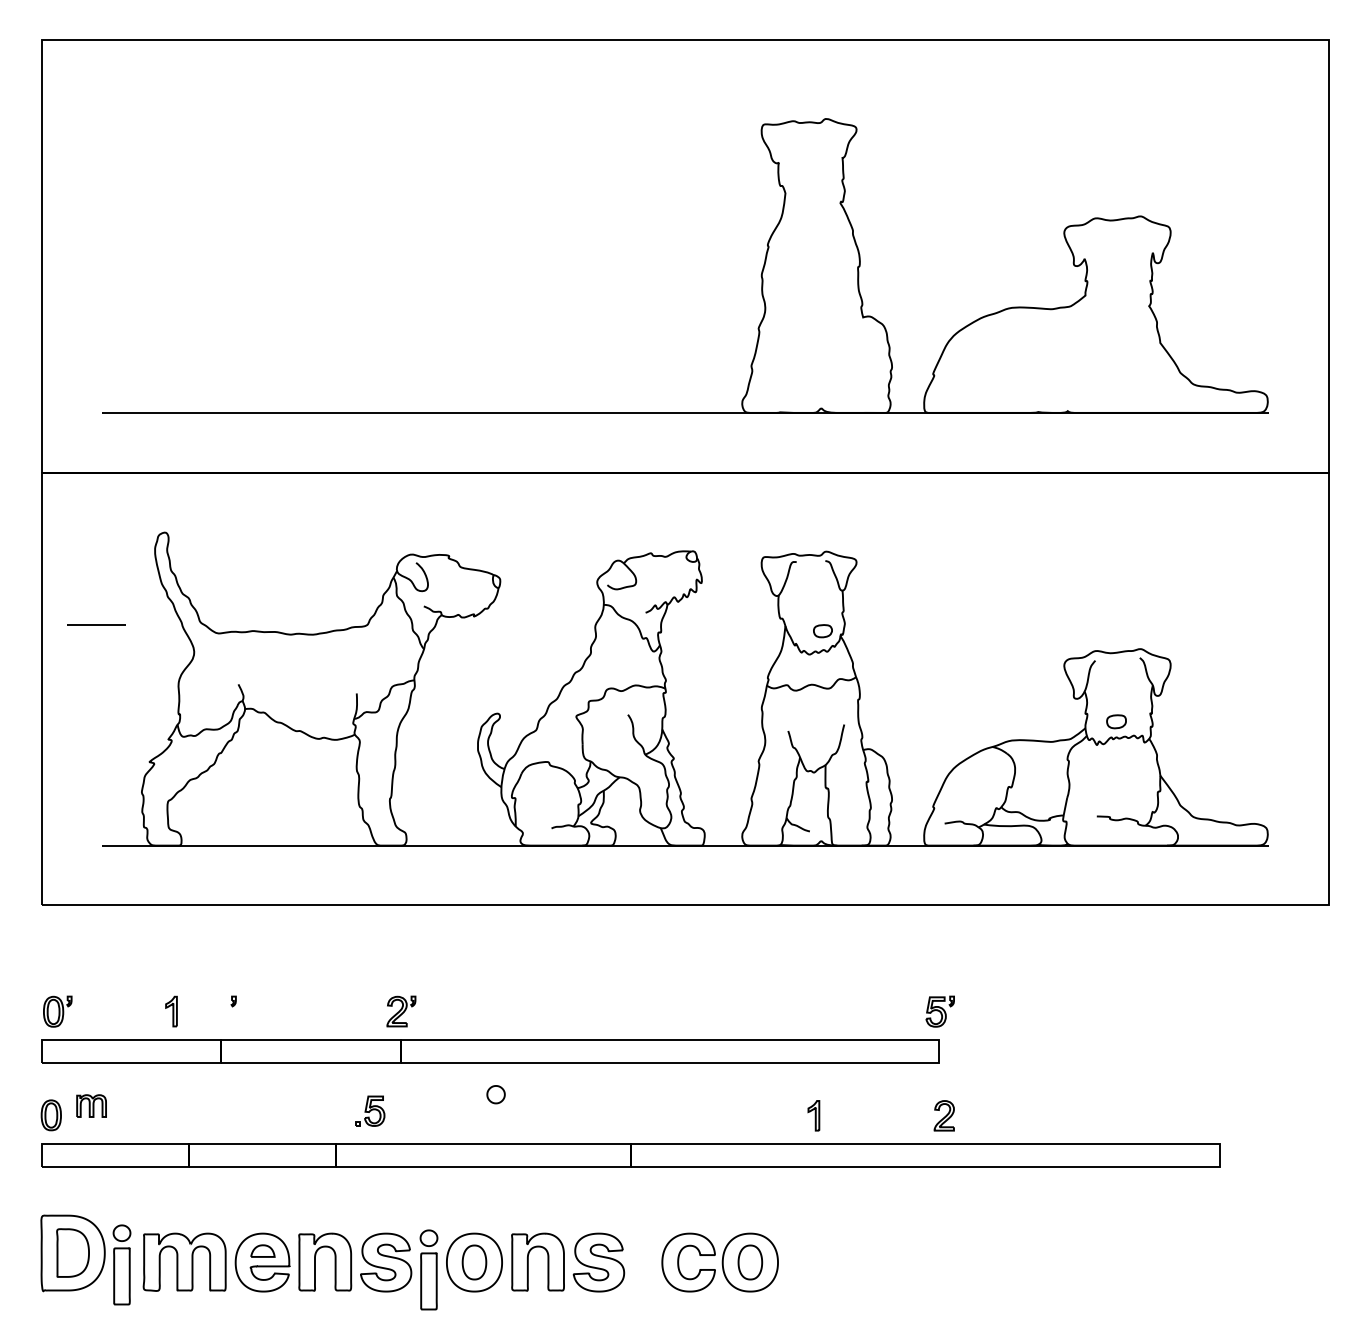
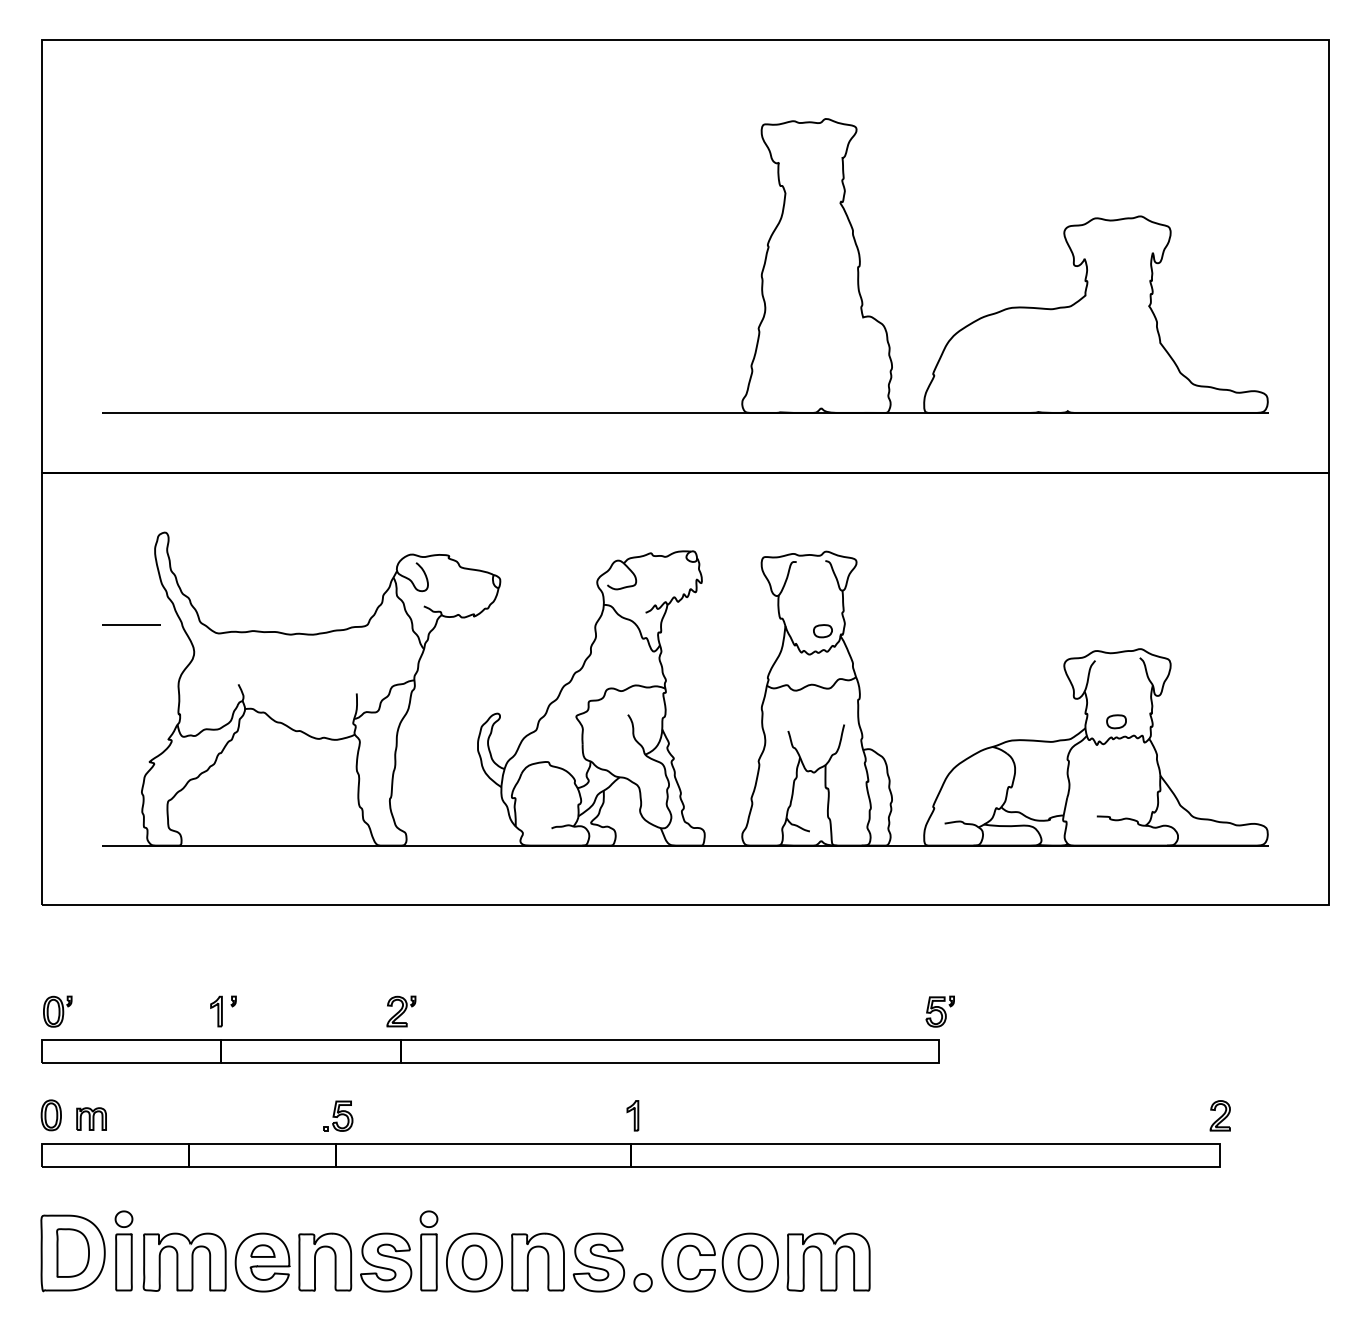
line position: (96, 624) -> (131, 624) (131, 624)
part position: (171, 1011) -> (216, 1011) (216, 1011)
part position: (495, 1094) -> (642, 1282) (642, 1282)
part position: (91, 1105) -> (91, 1118) (91, 1118)
part position: (370, 1110) -> (338, 1115) (338, 1115)
part position: (813, 1115) -> (632, 1115) (632, 1115)
part position: (943, 1115) -> (1219, 1115) (1219, 1115)
part: none -> present (828, 1261)
part position: (121, 1264) -> (123, 1250) (123, 1250)
part position: (428, 1269) -> (428, 1250) (428, 1250)
